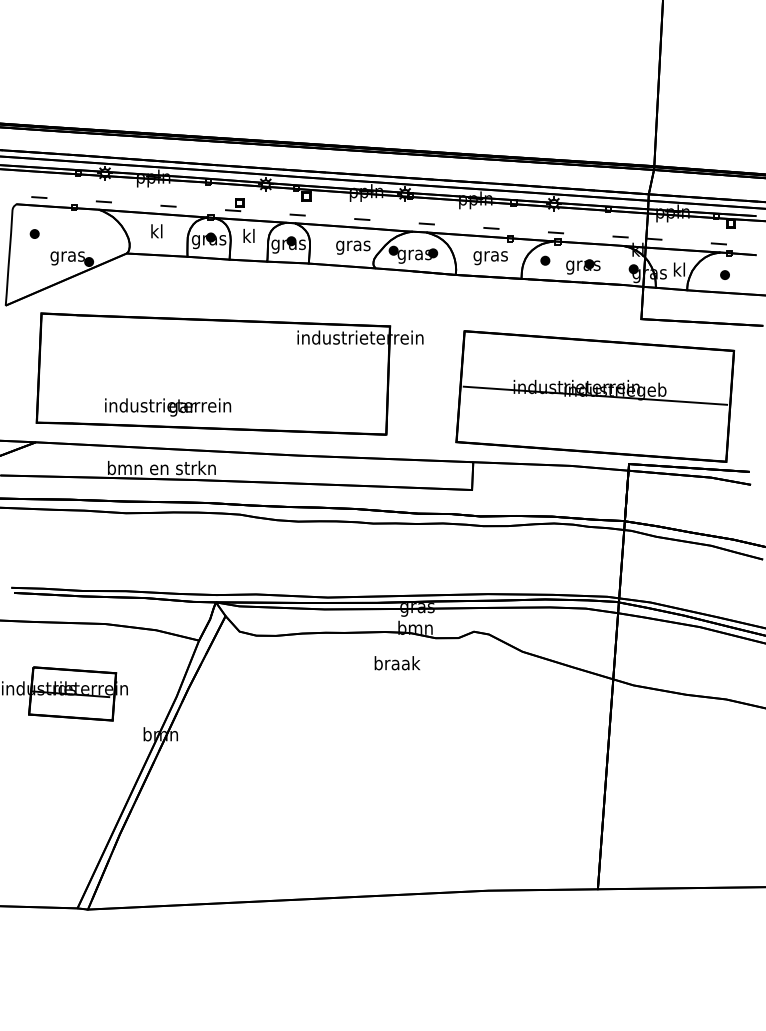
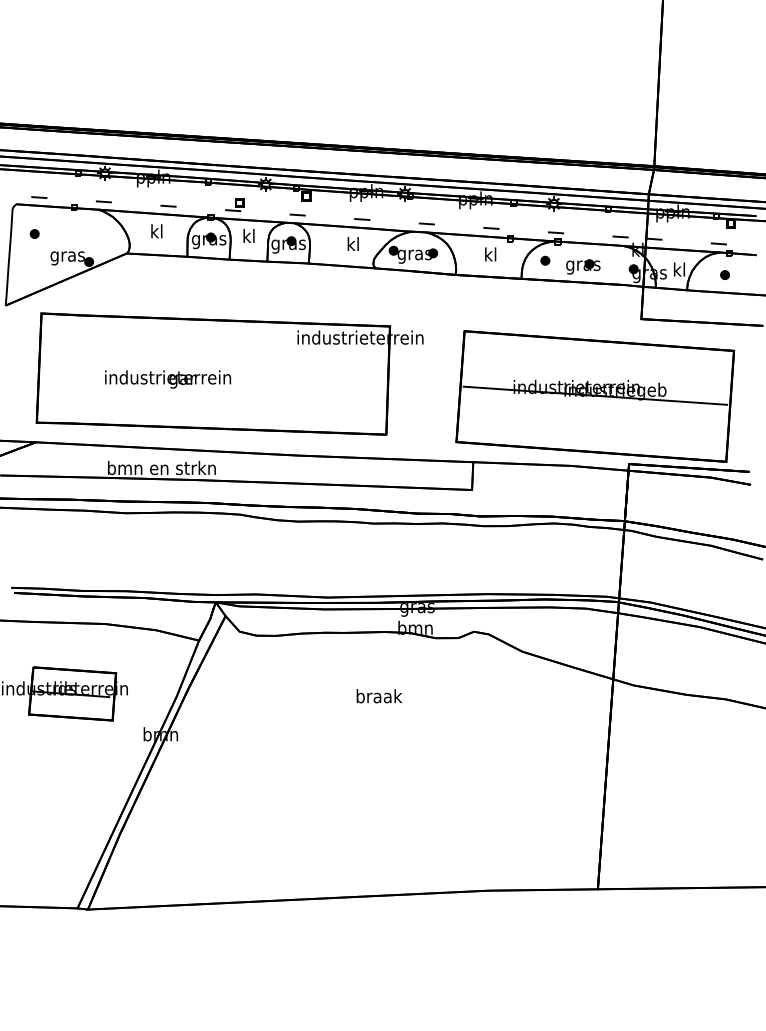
text: gras -> kl (353, 245)
text: gras -> kl (490, 256)
text position: (168, 407) -> (168, 379) (168, 379)
text position: (397, 663) -> (379, 696) (379, 696)
